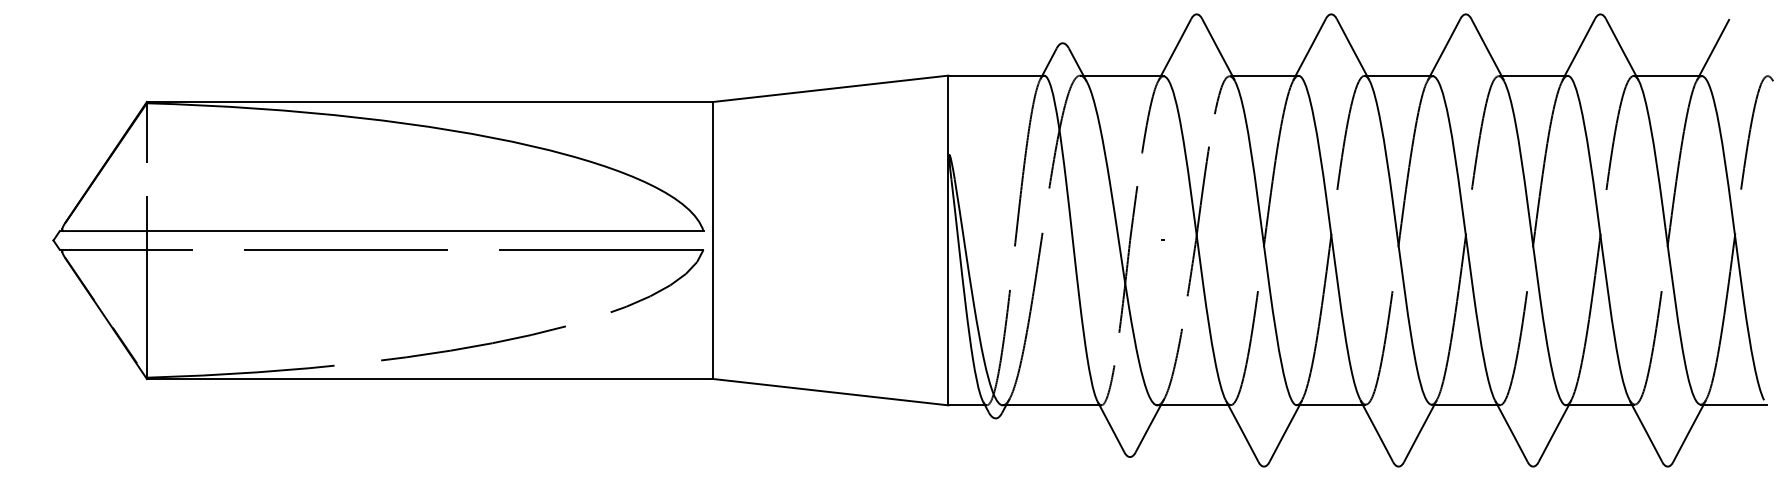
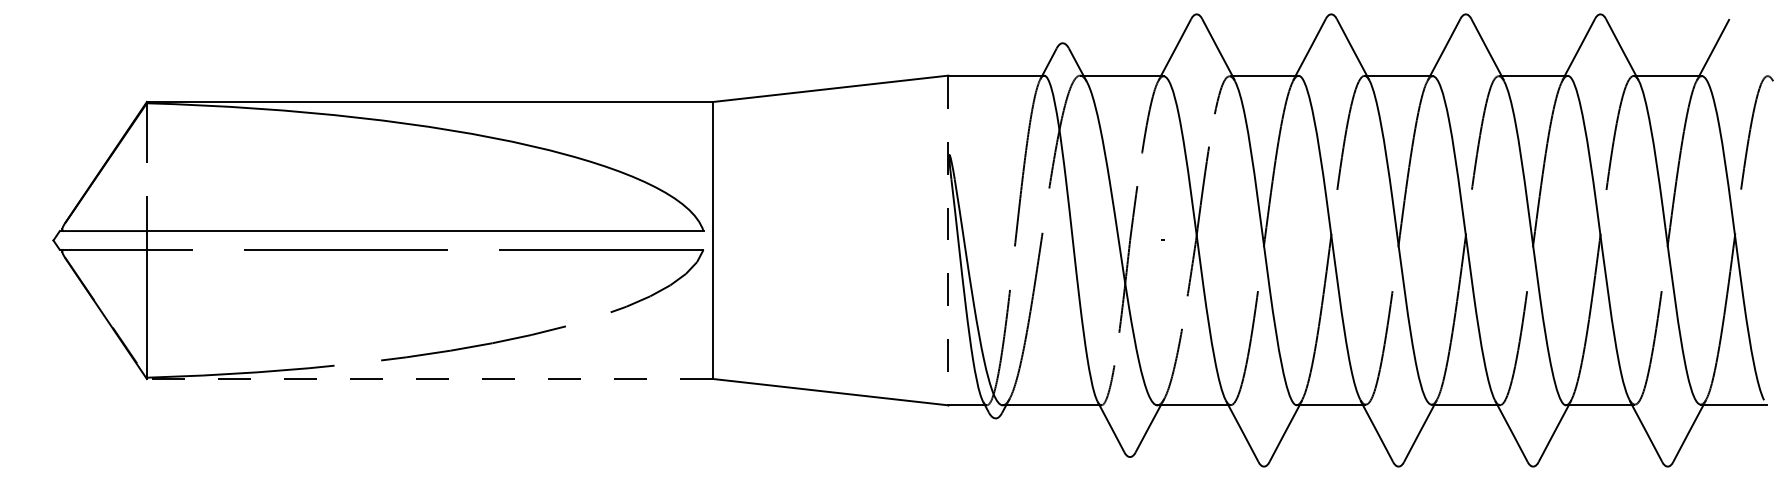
line: solid -> dashed (948, 240)
line: solid -> dashed (429, 378)
